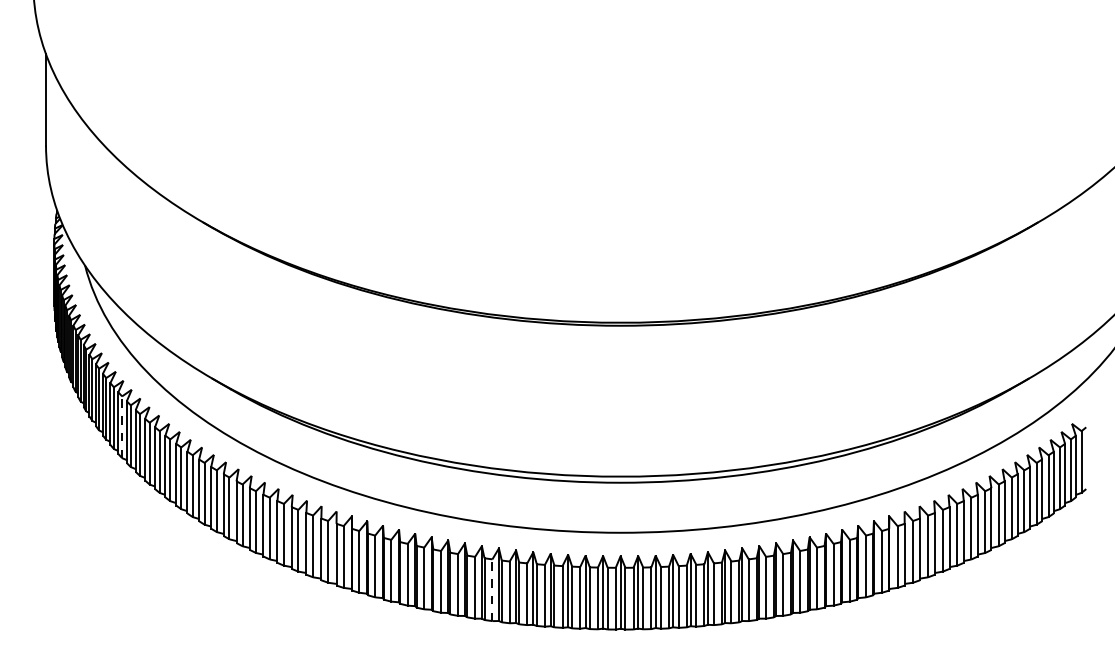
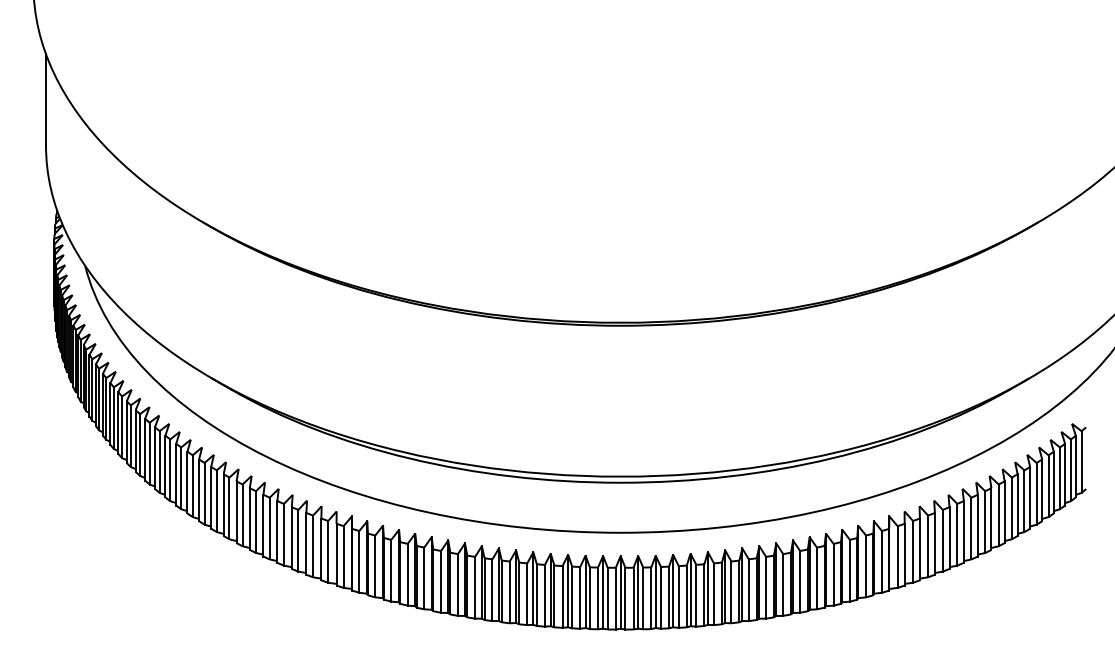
line: dashed -> solid (122, 427)
line: dashed -> solid (492, 590)
